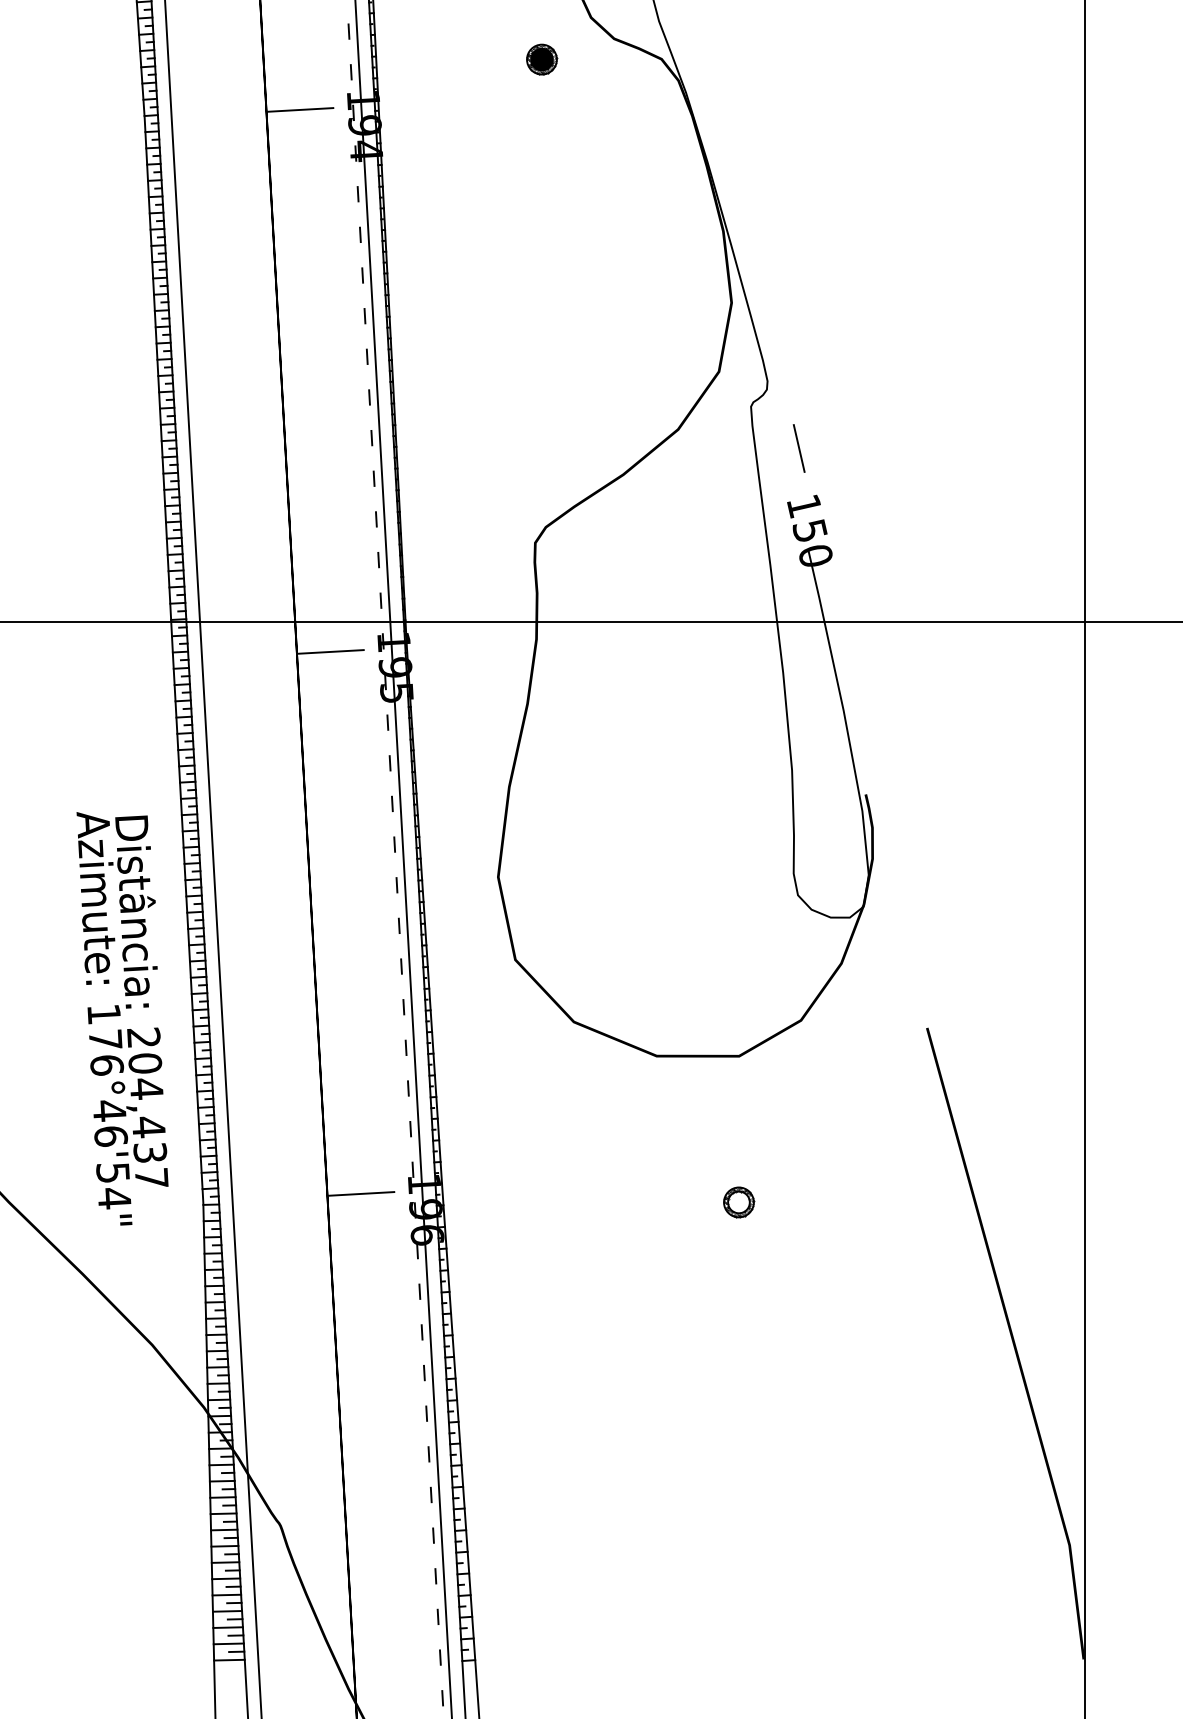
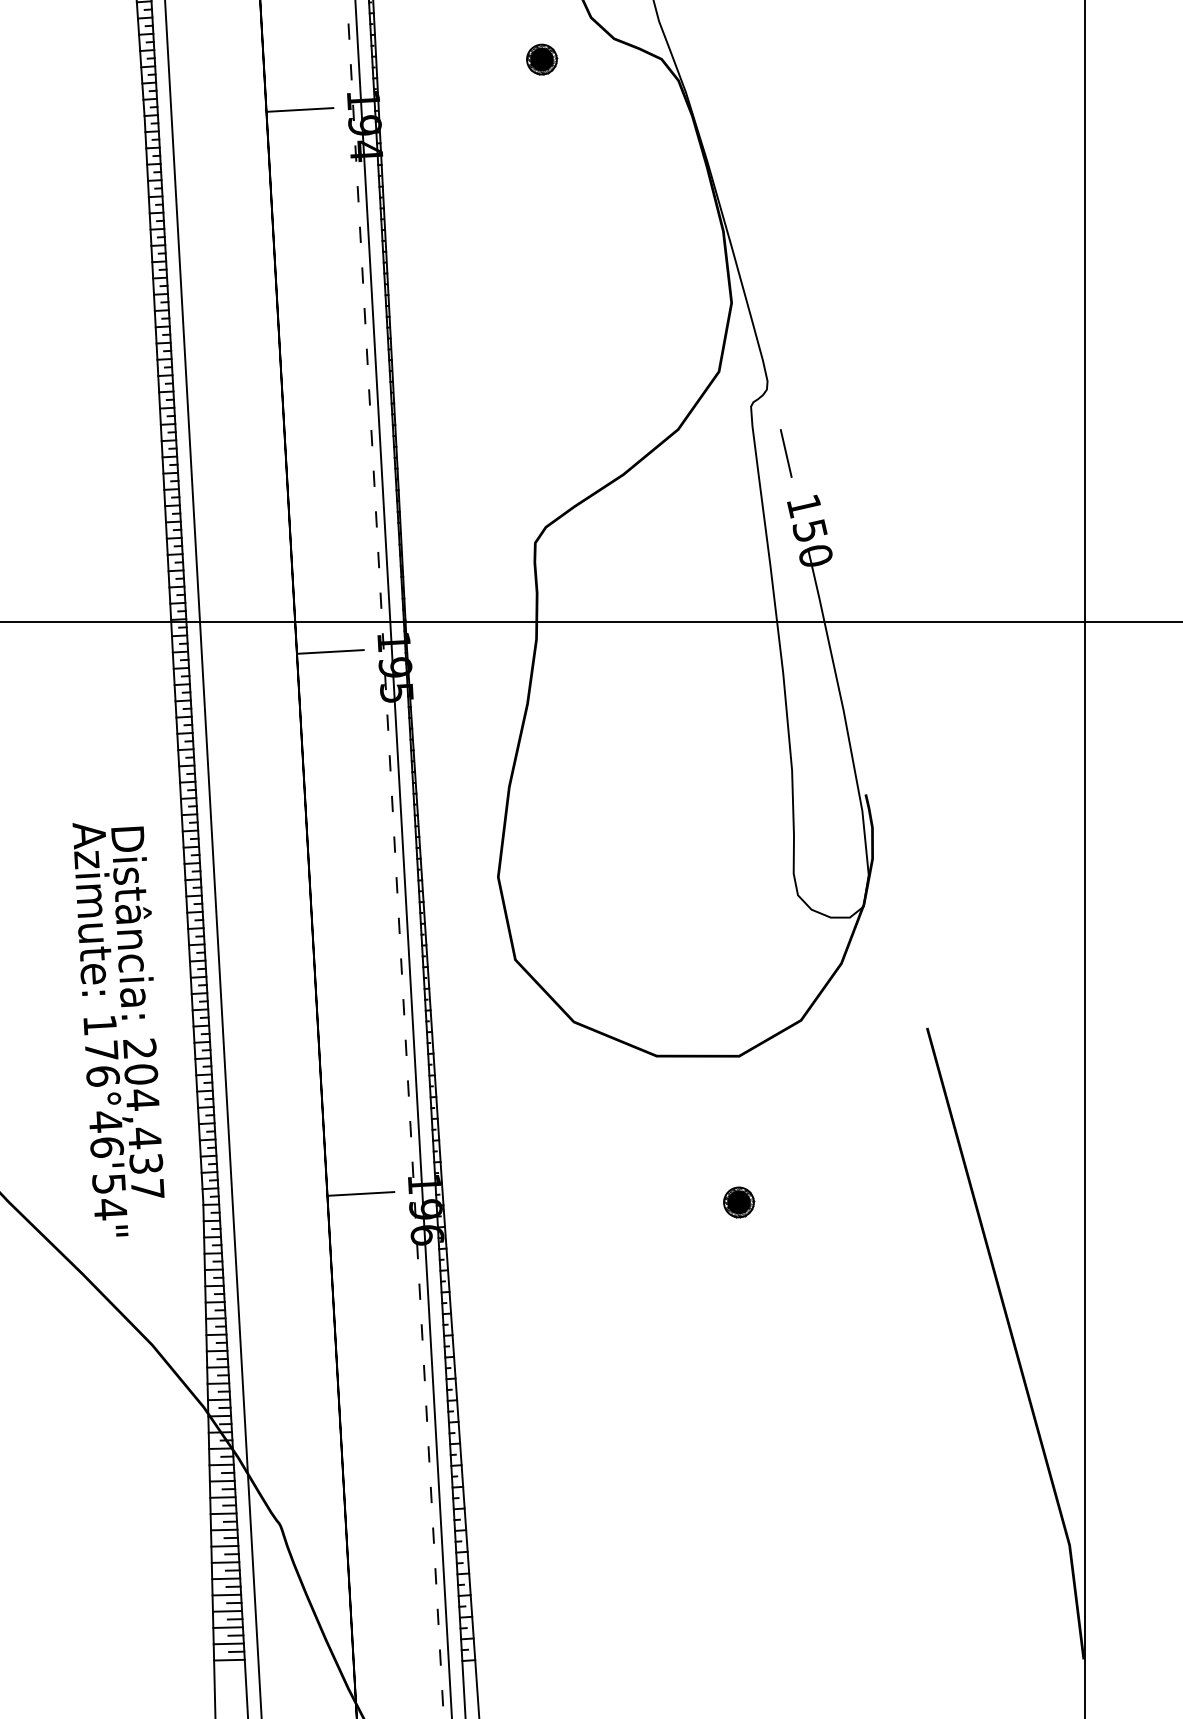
line position: (798, 448) -> (785, 453) (785, 453)
text position: (122, 1018) -> (118, 1029) (118, 1029)
fill: none -> present (738, 1202)
